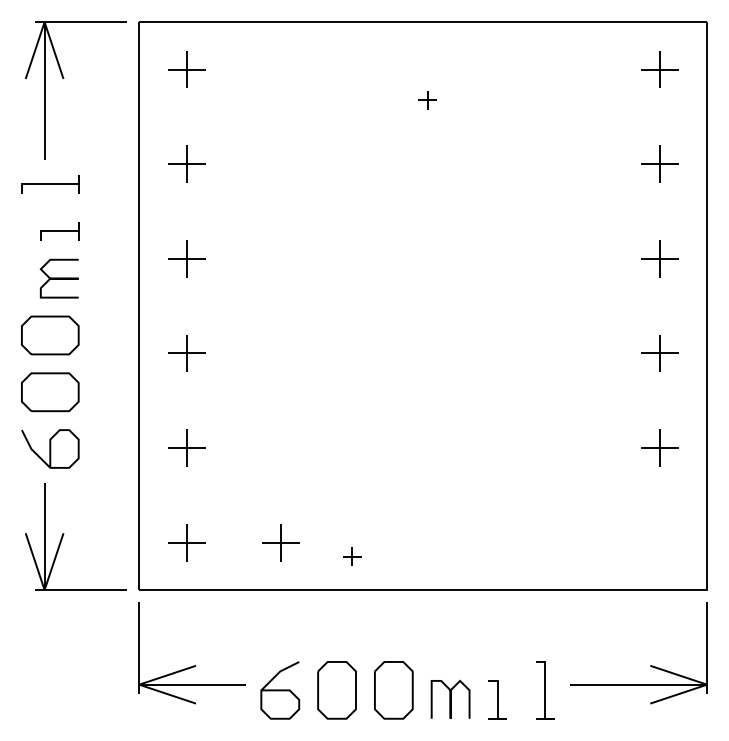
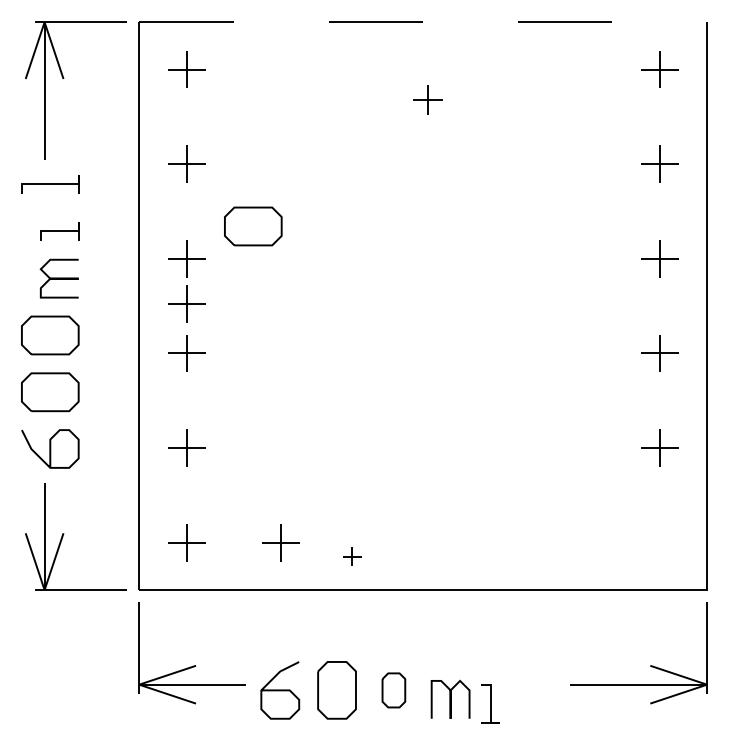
line: solid -> dashed (423, 22)
part size: 19x19 px -> 30x30 px (427, 99)
part: none -> present (253, 226)
part: none -> present (186, 303)
part size: 40x59 px -> 26x37 px (393, 690)
line: present -> none (545, 690)
line position: (497, 699) -> (490, 703) (490, 703)
